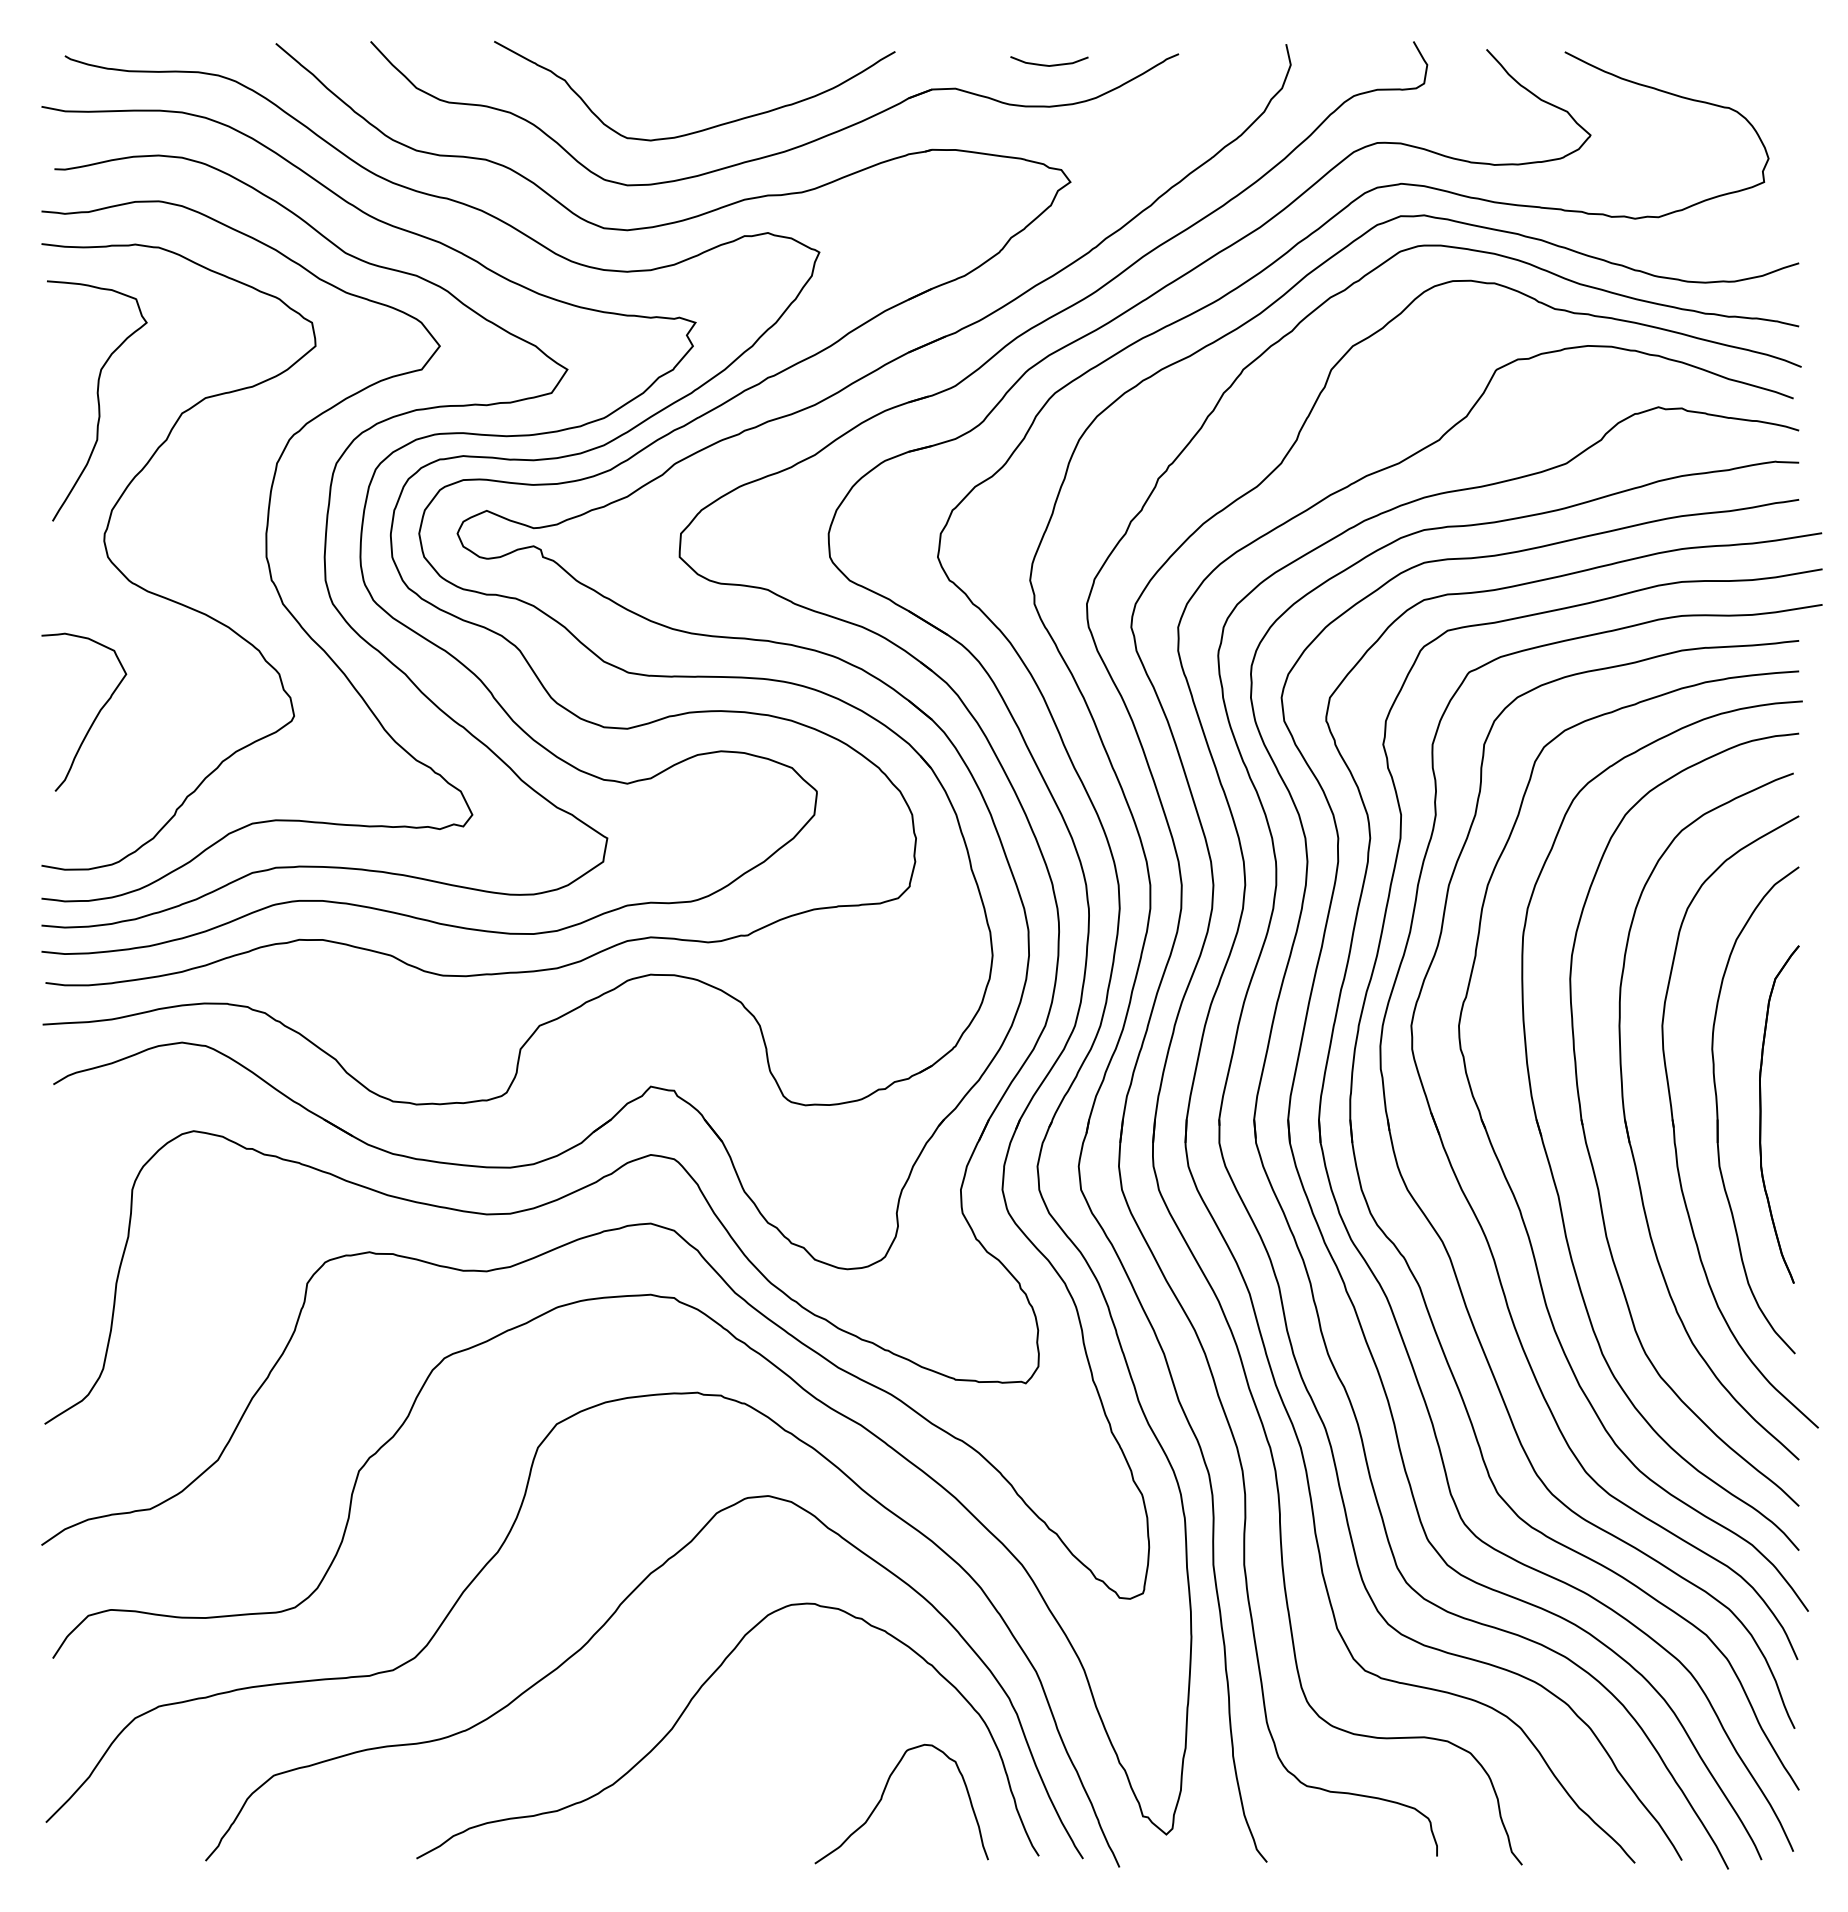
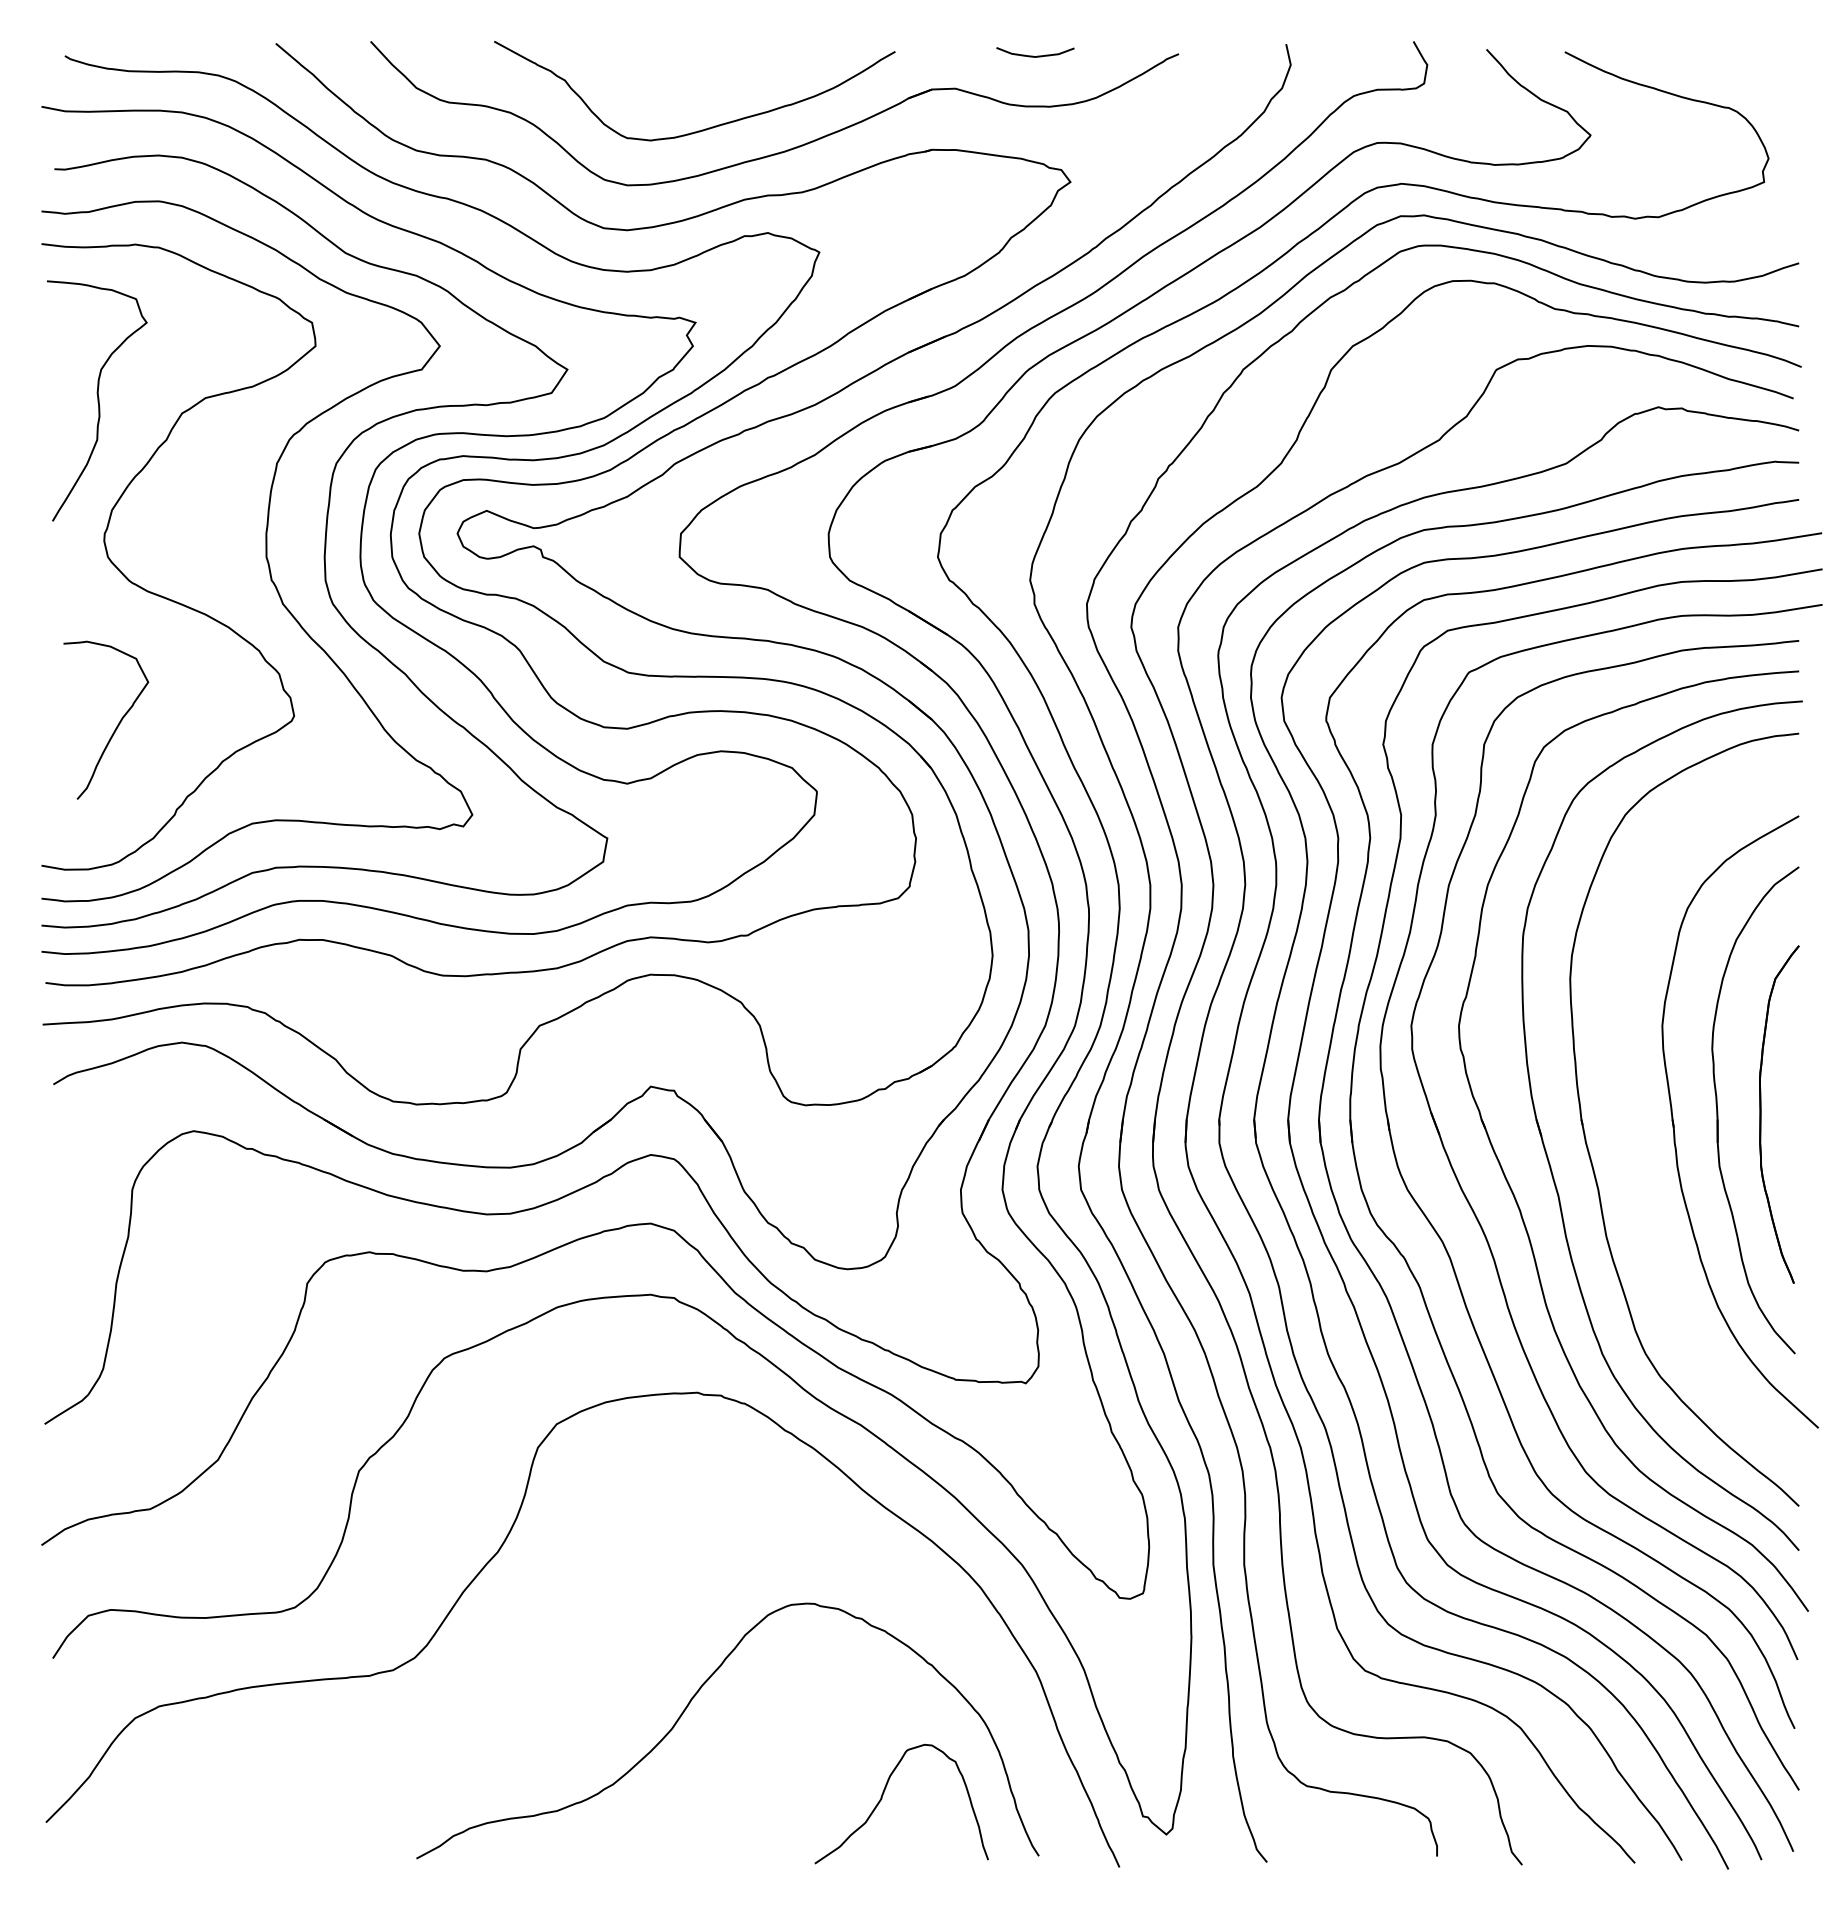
curve position: (1047, 64) -> (1033, 55) (1033, 55)
curve position: (95, 716) -> (117, 724) (117, 724)
part: present -> none (1628, 1130)
curve: present -> none (593, 1637)
